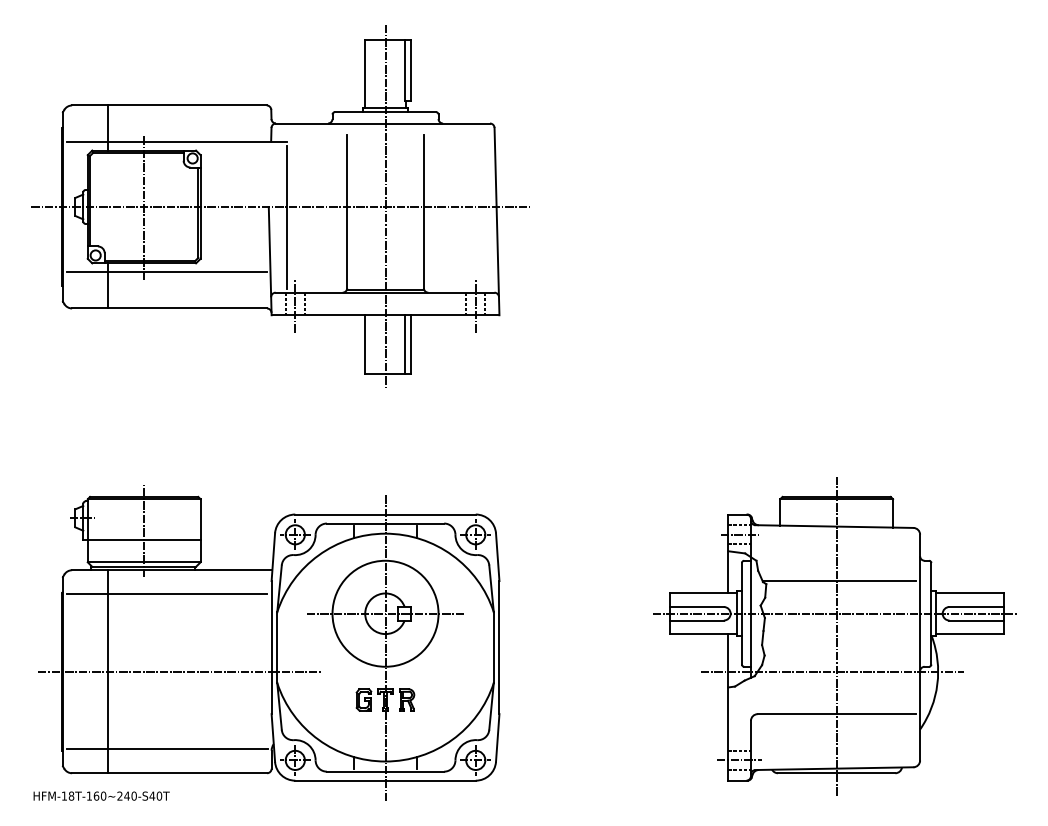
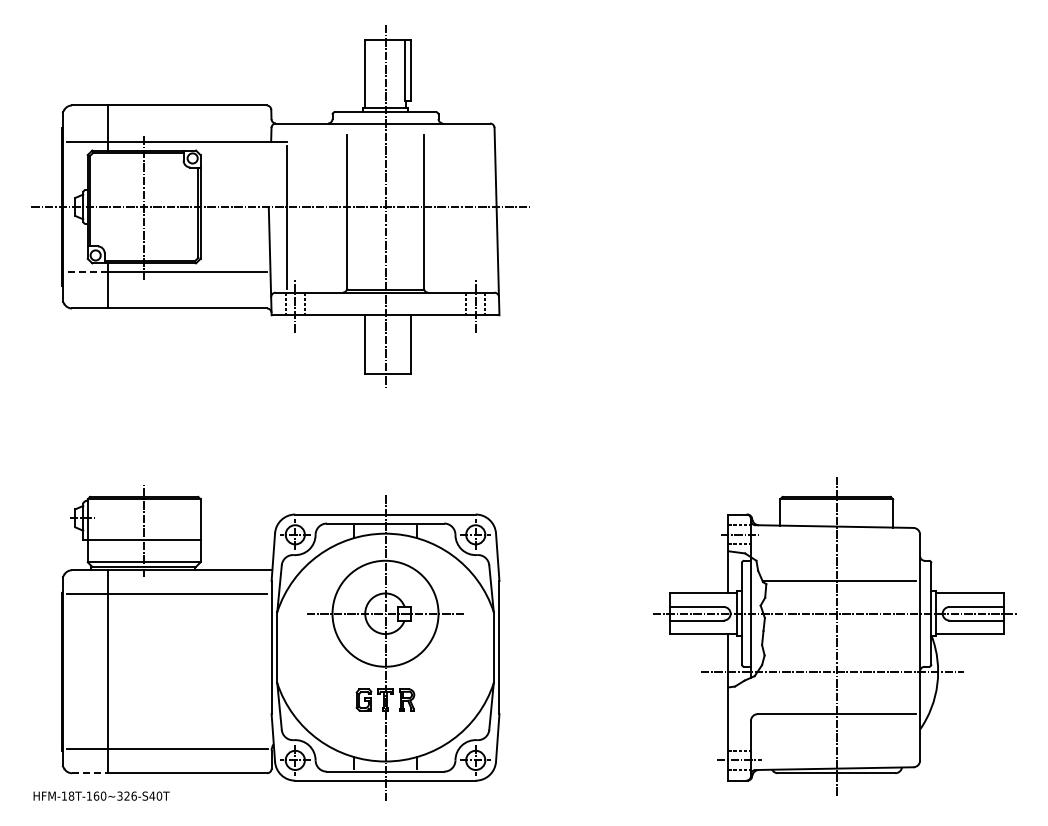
line: solid -> dashed (87, 272)
line: present -> none (404, 344)
line: present -> none (179, 671)
line: solid -> dashed (90, 773)
text: HFM-18T-160~240-S40T -> HFM-18T-160~326-S40T (126, 795)
